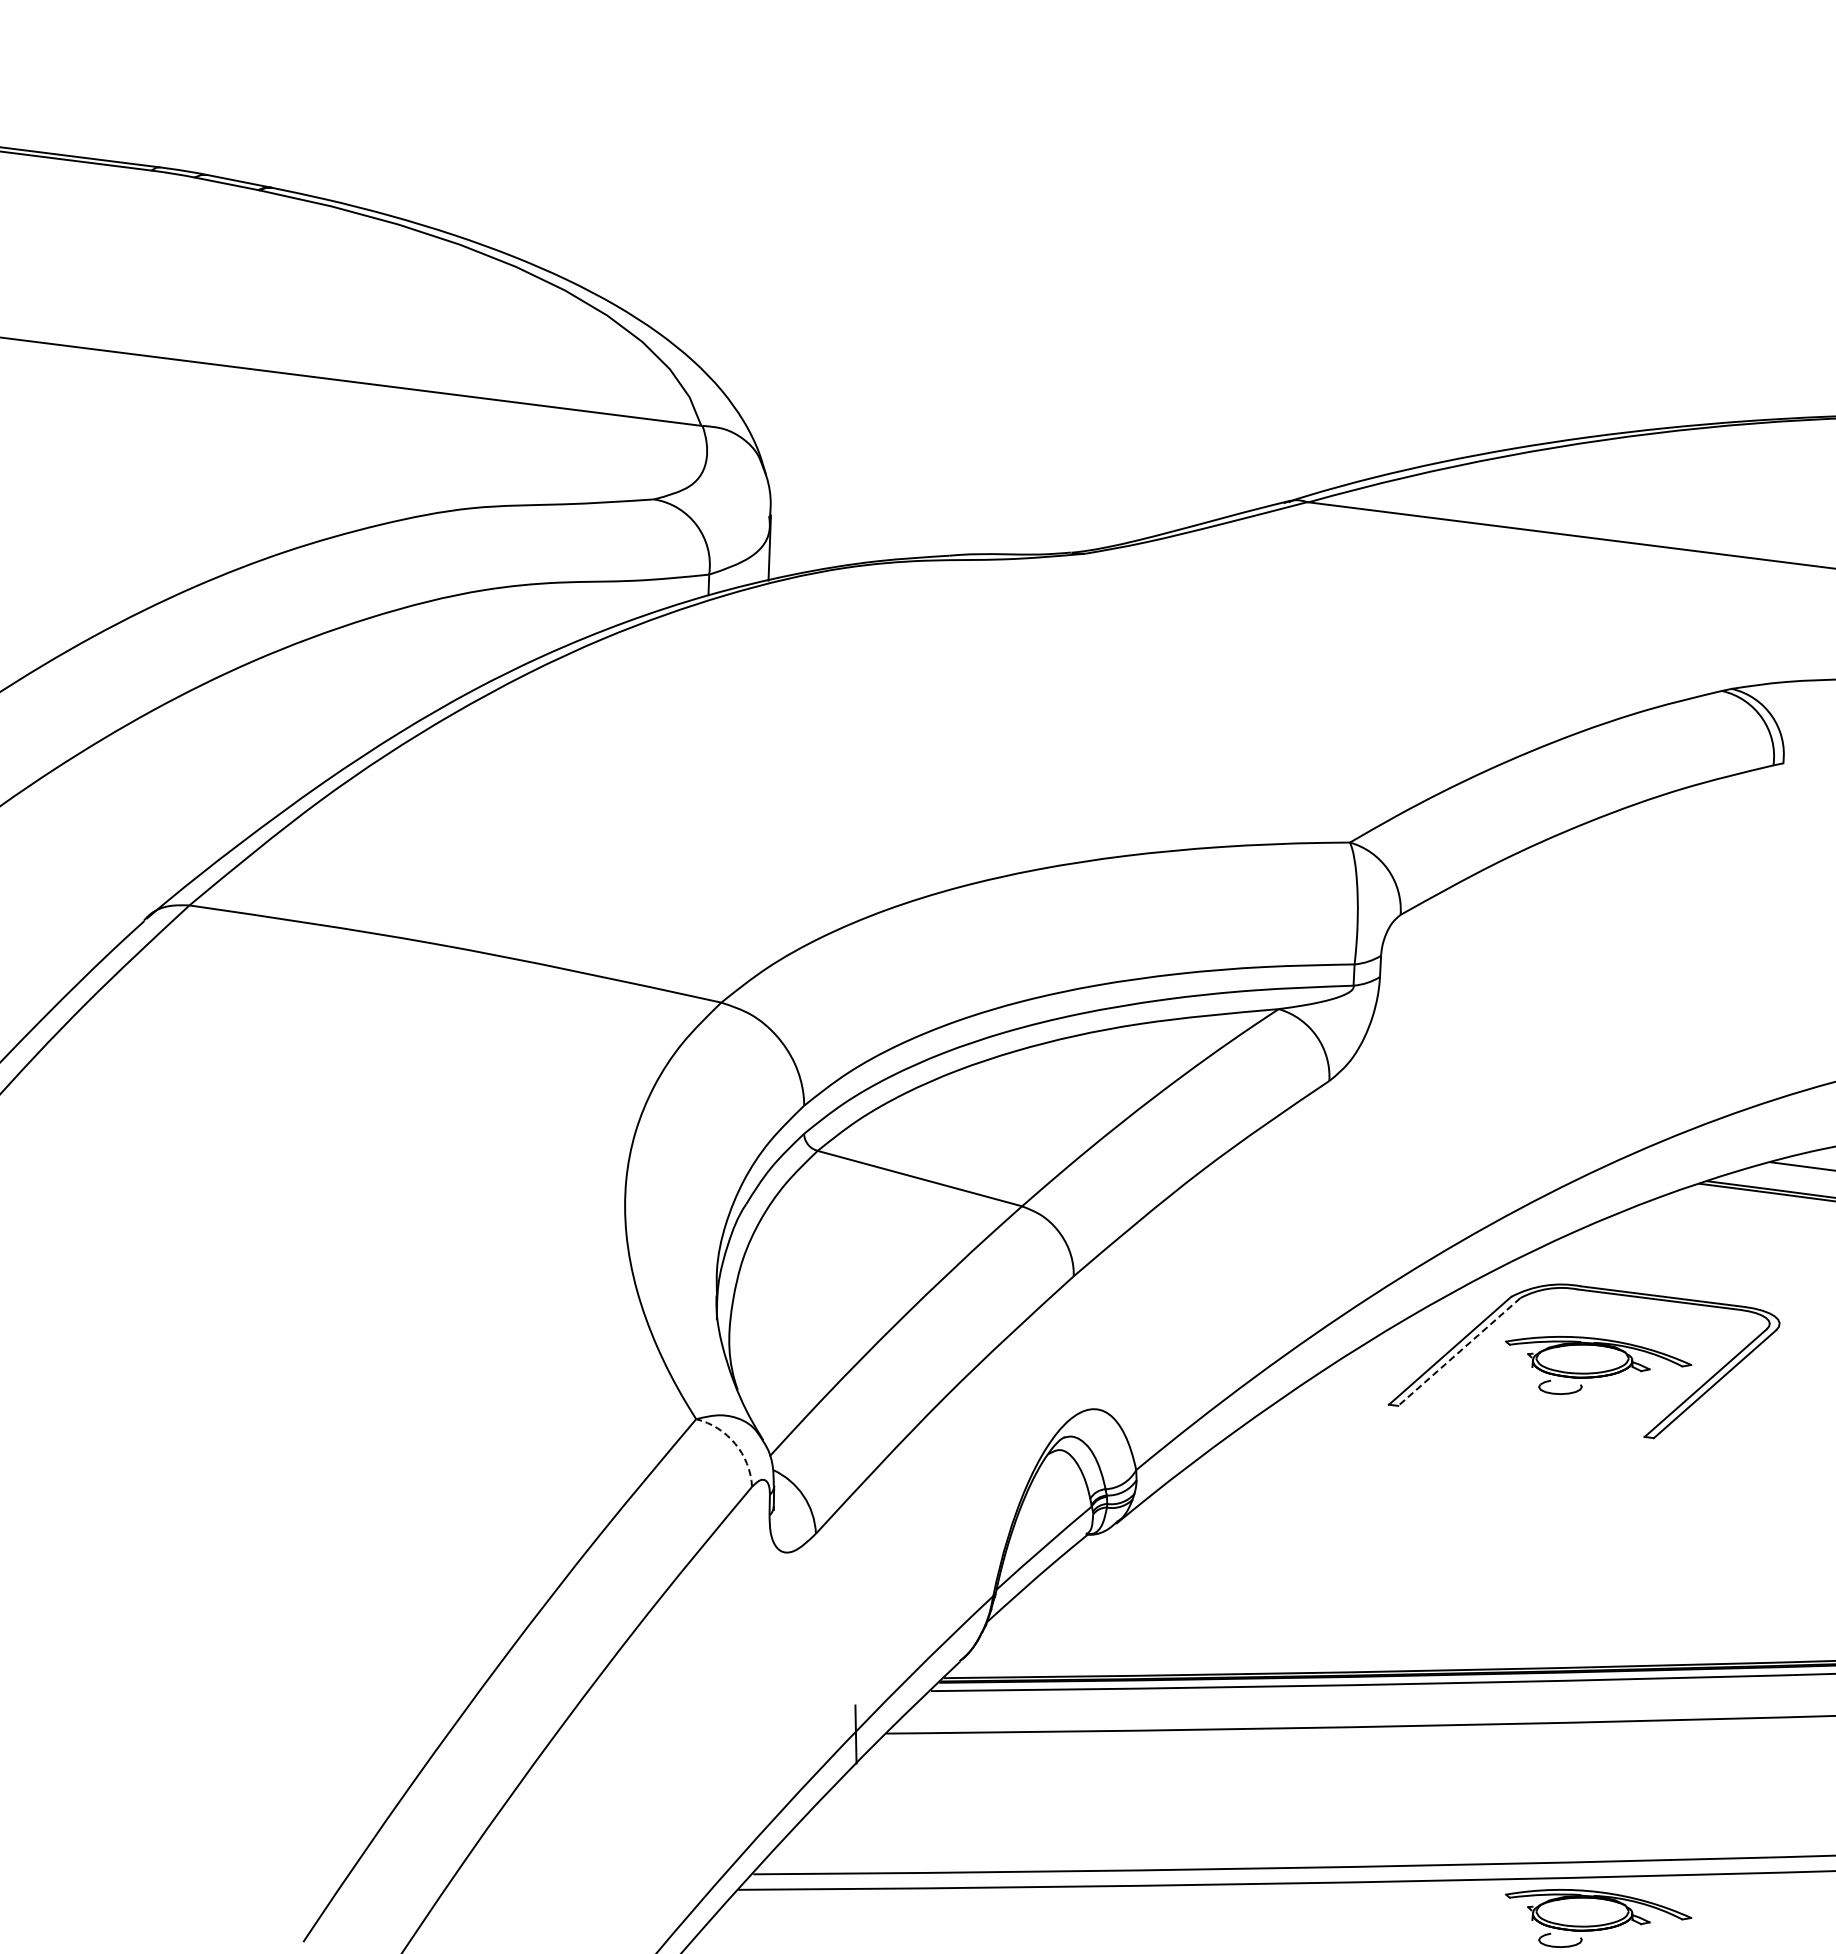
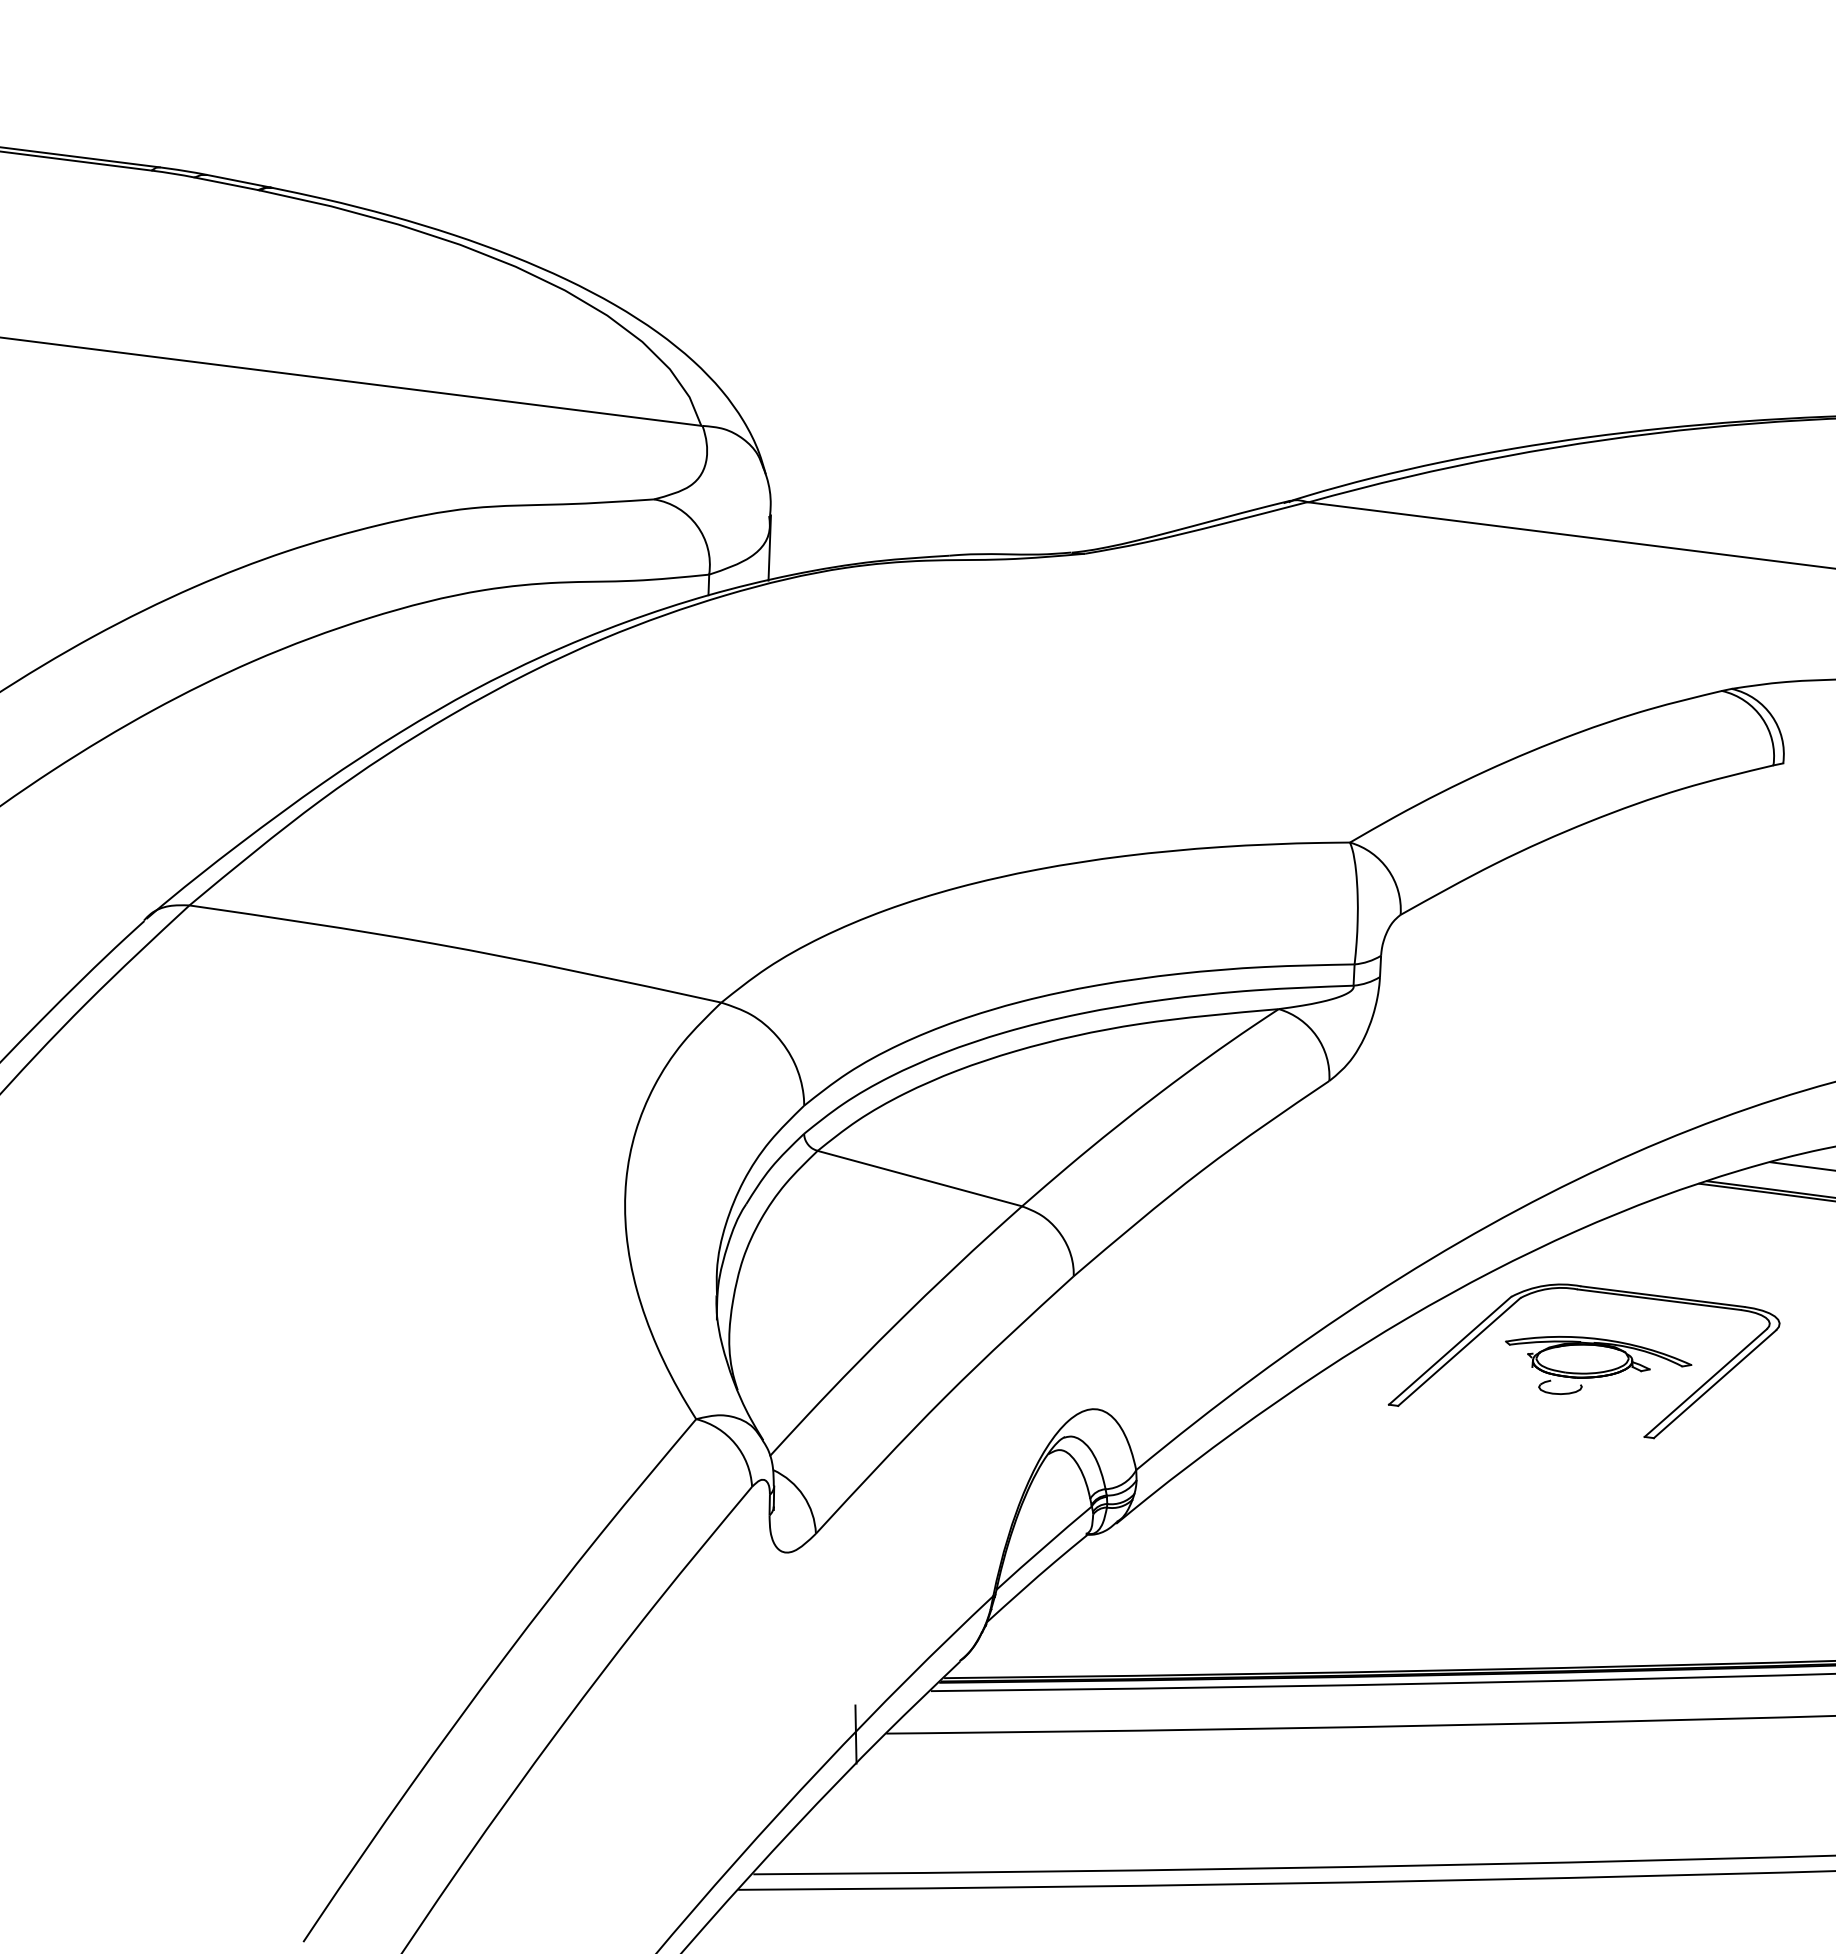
line: dashed -> solid (1459, 1352)
arc: dashed -> solid (735, 1443)
part: present -> none (1598, 1918)
